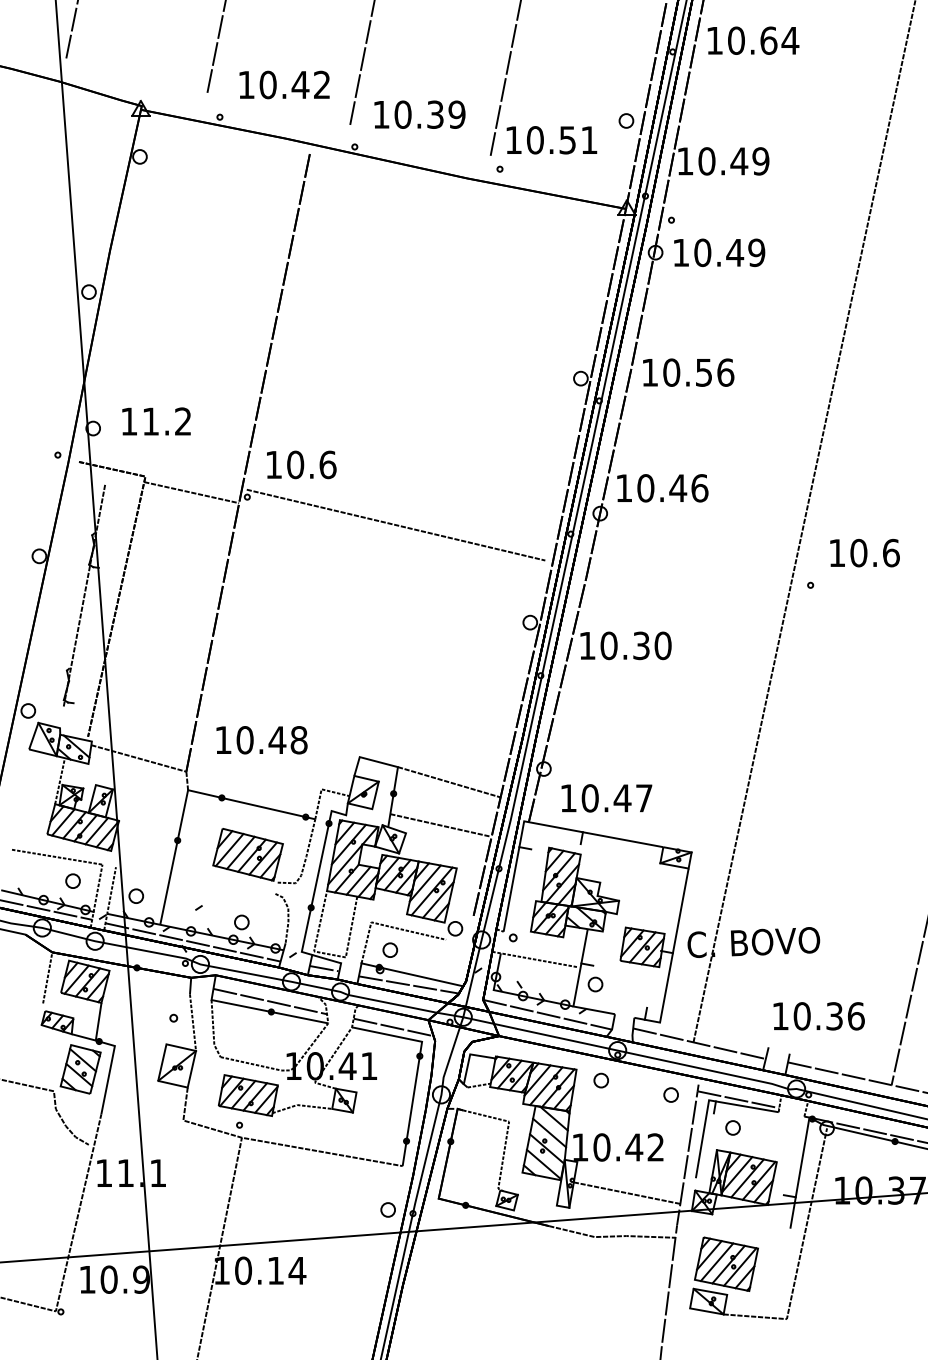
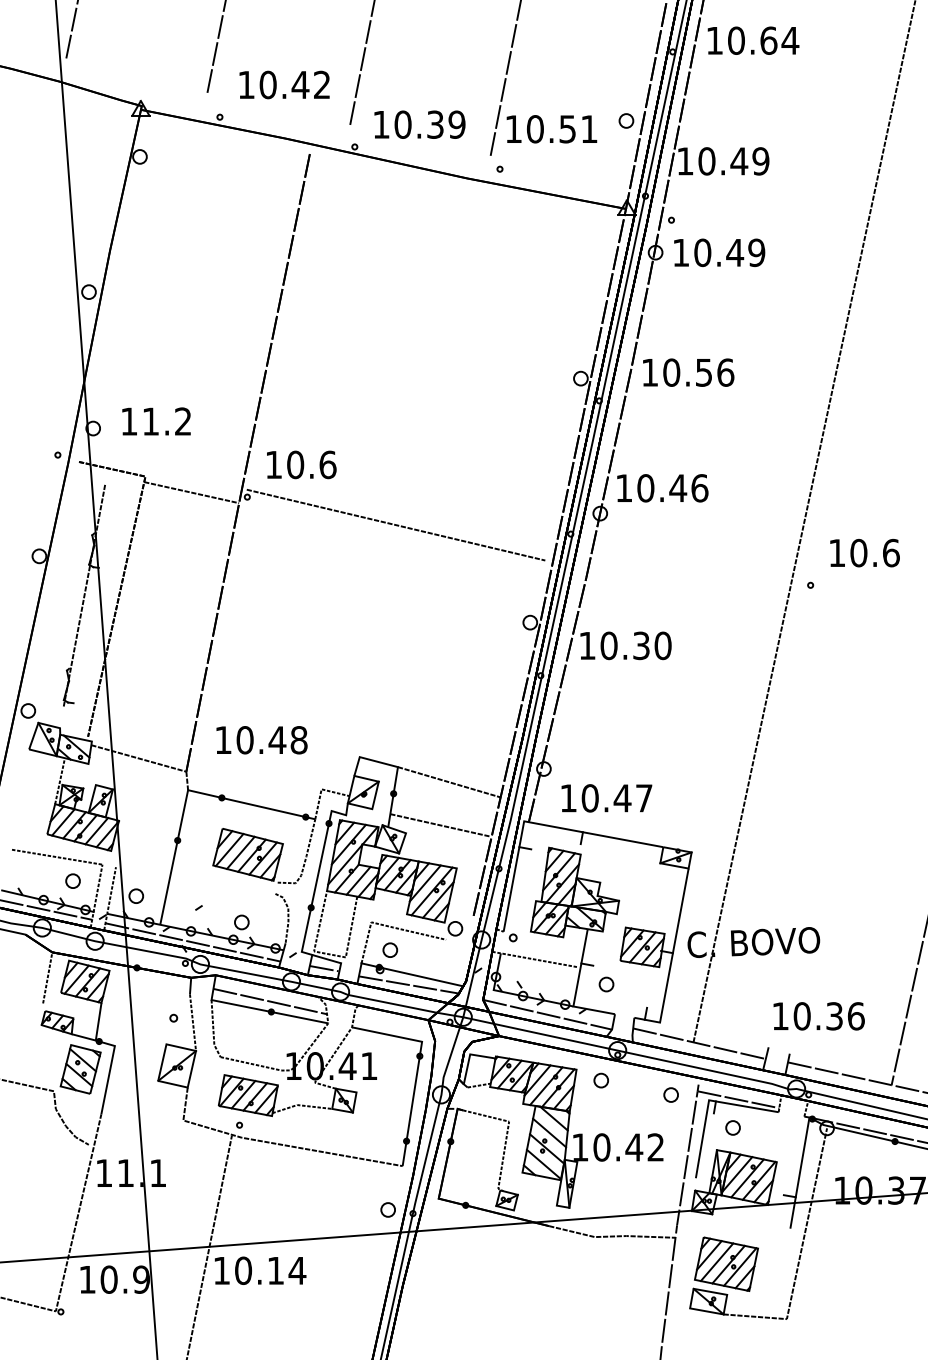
text position: (419, 114) -> (419, 124) (419, 124)
text position: (551, 140) -> (551, 129) (551, 129)
part position: (595, 984) -> (606, 984) (606, 984)
line: present -> none (393, 1027)
line: present -> none (626, 1192)
line position: (219, 1246) -> (209, 1245) (209, 1245)
